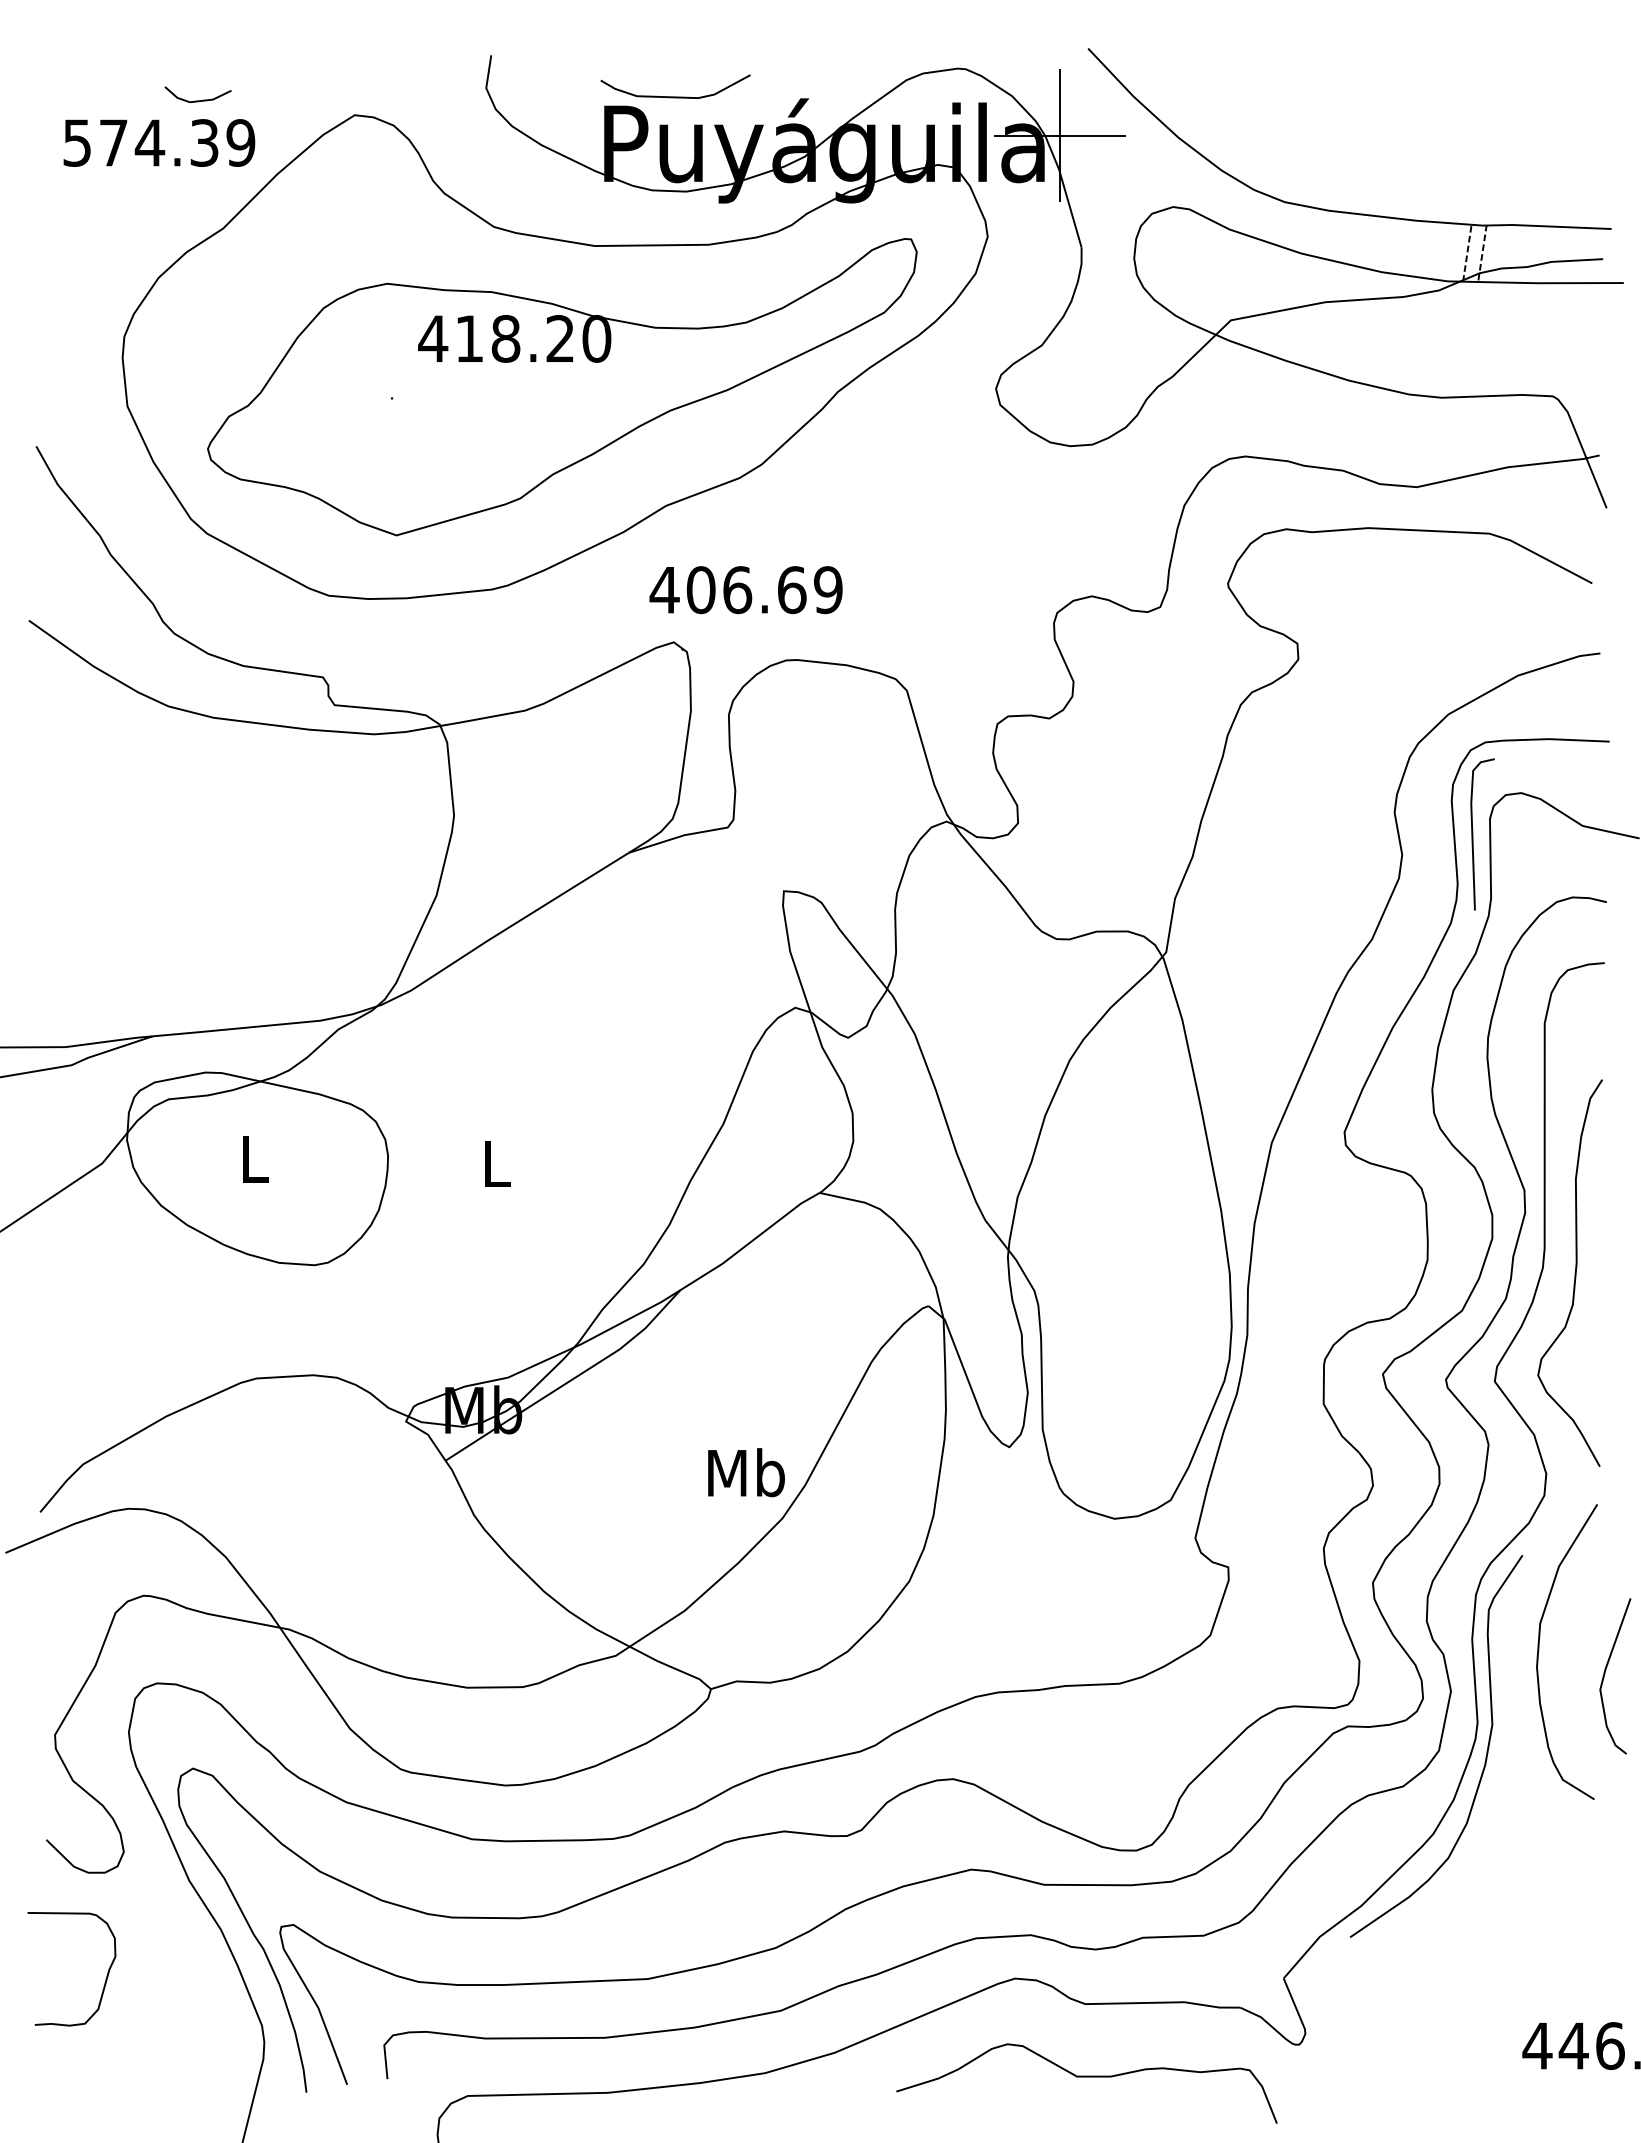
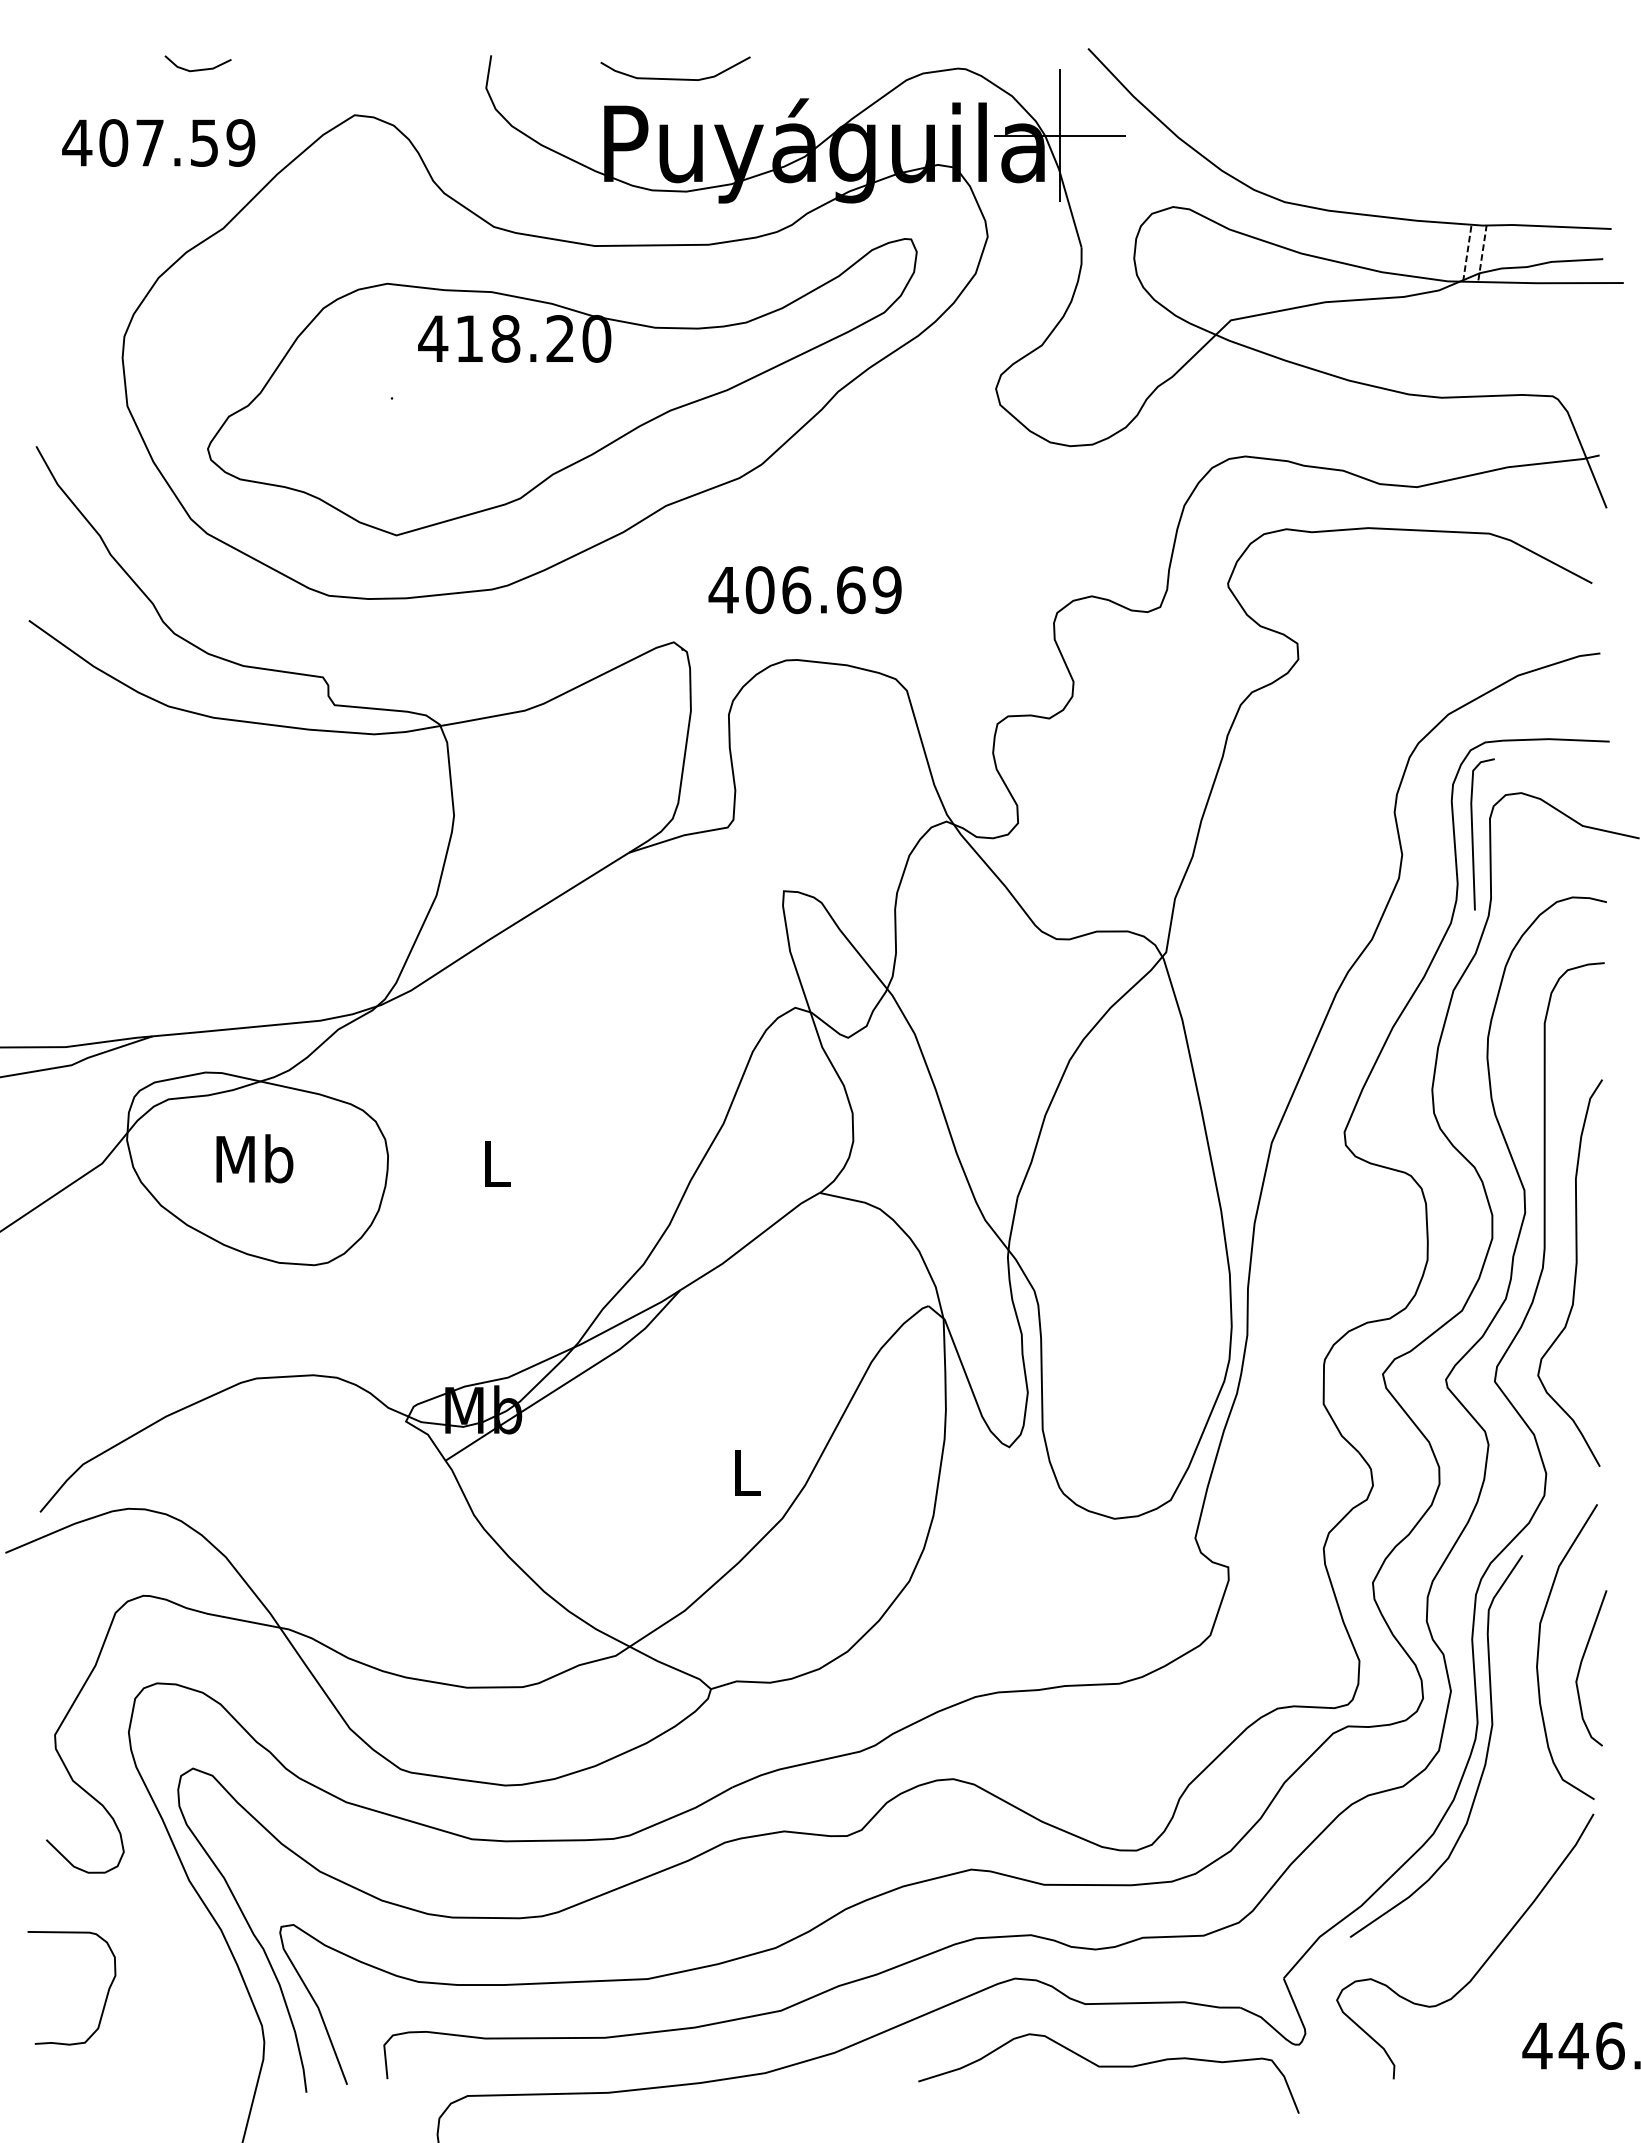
curve position: (675, 96) -> (675, 78) (675, 78)
line position: (197, 100) -> (197, 69) (197, 69)
text: 574.39 -> 407.59 (140, 142)
text position: (745, 590) -> (804, 590) (804, 590)
text: L -> Mb (254, 1158)
text: Mb -> L (746, 1472)
curve position: (1605, 1674) -> (1581, 1666) (1581, 1666)
curve: none -> present (1484, 1961)
curve position: (105, 1979) -> (105, 1998) (105, 1998)
curve position: (1086, 2077) -> (1108, 2067) (1108, 2067)
